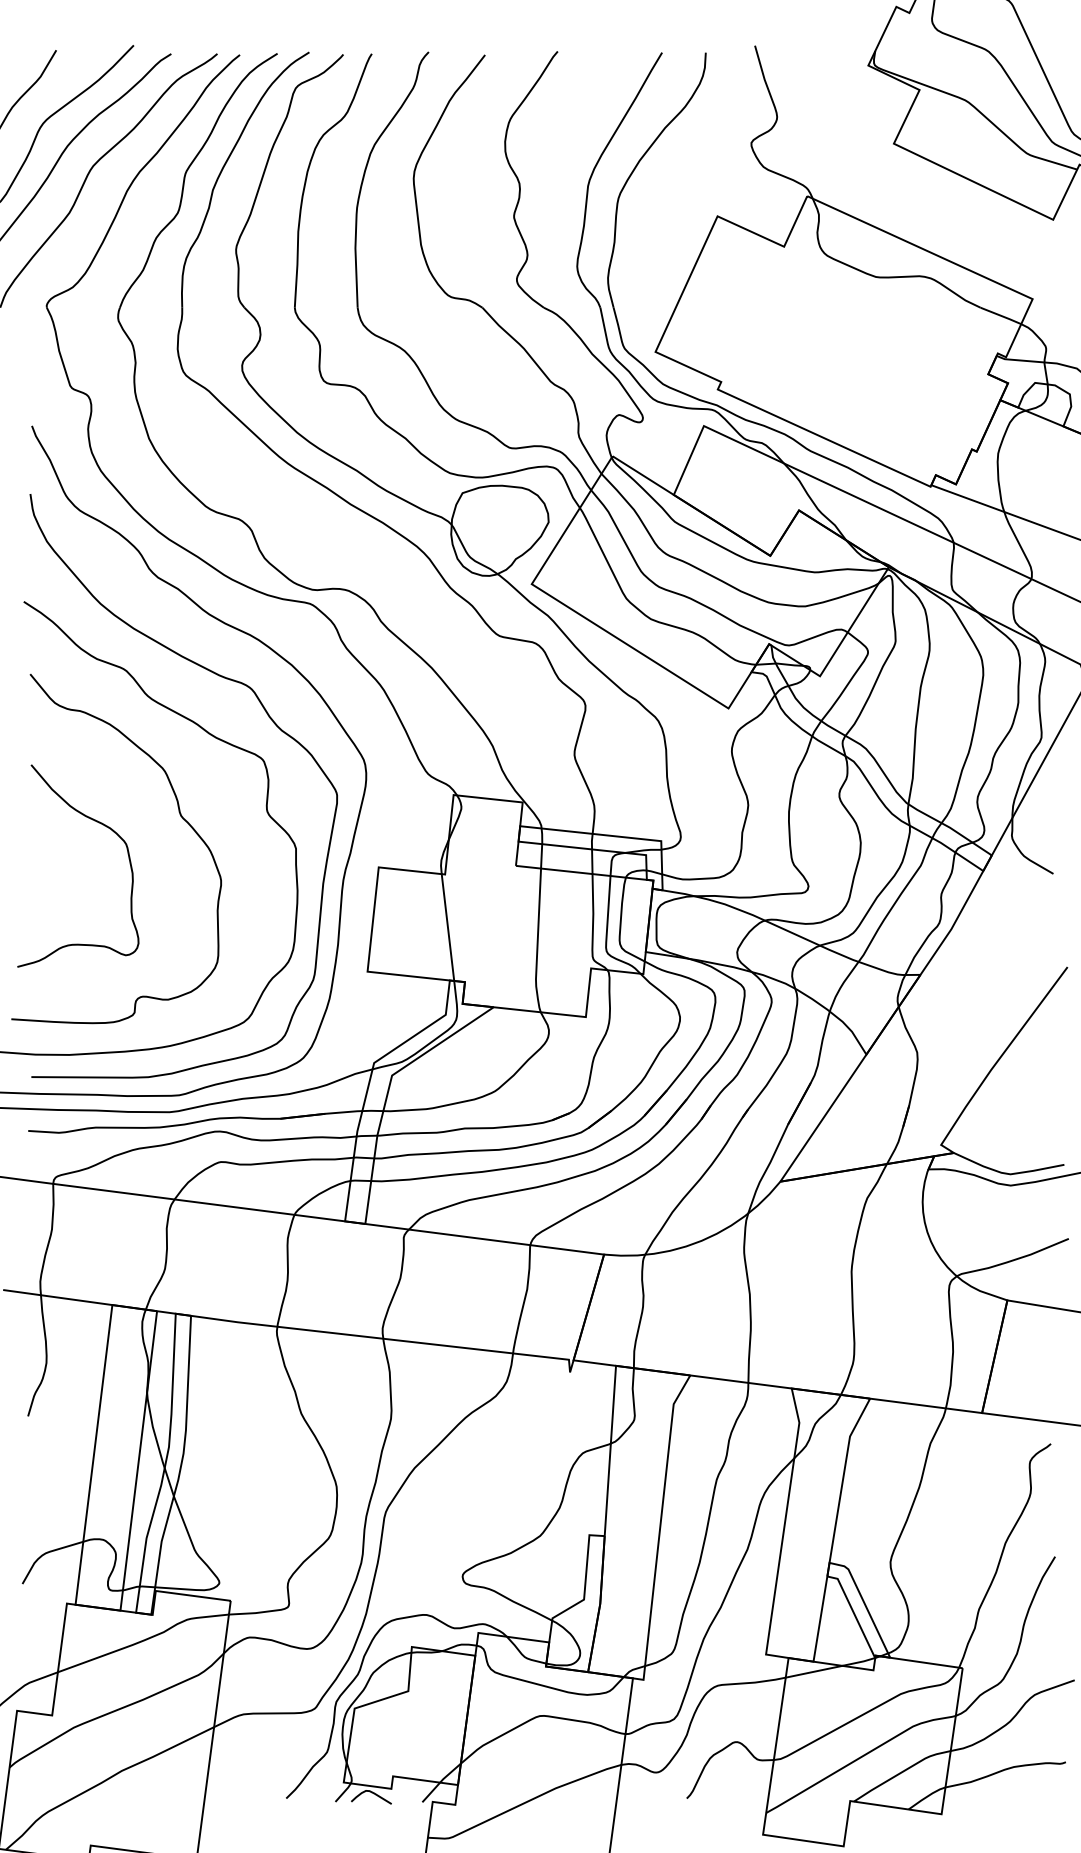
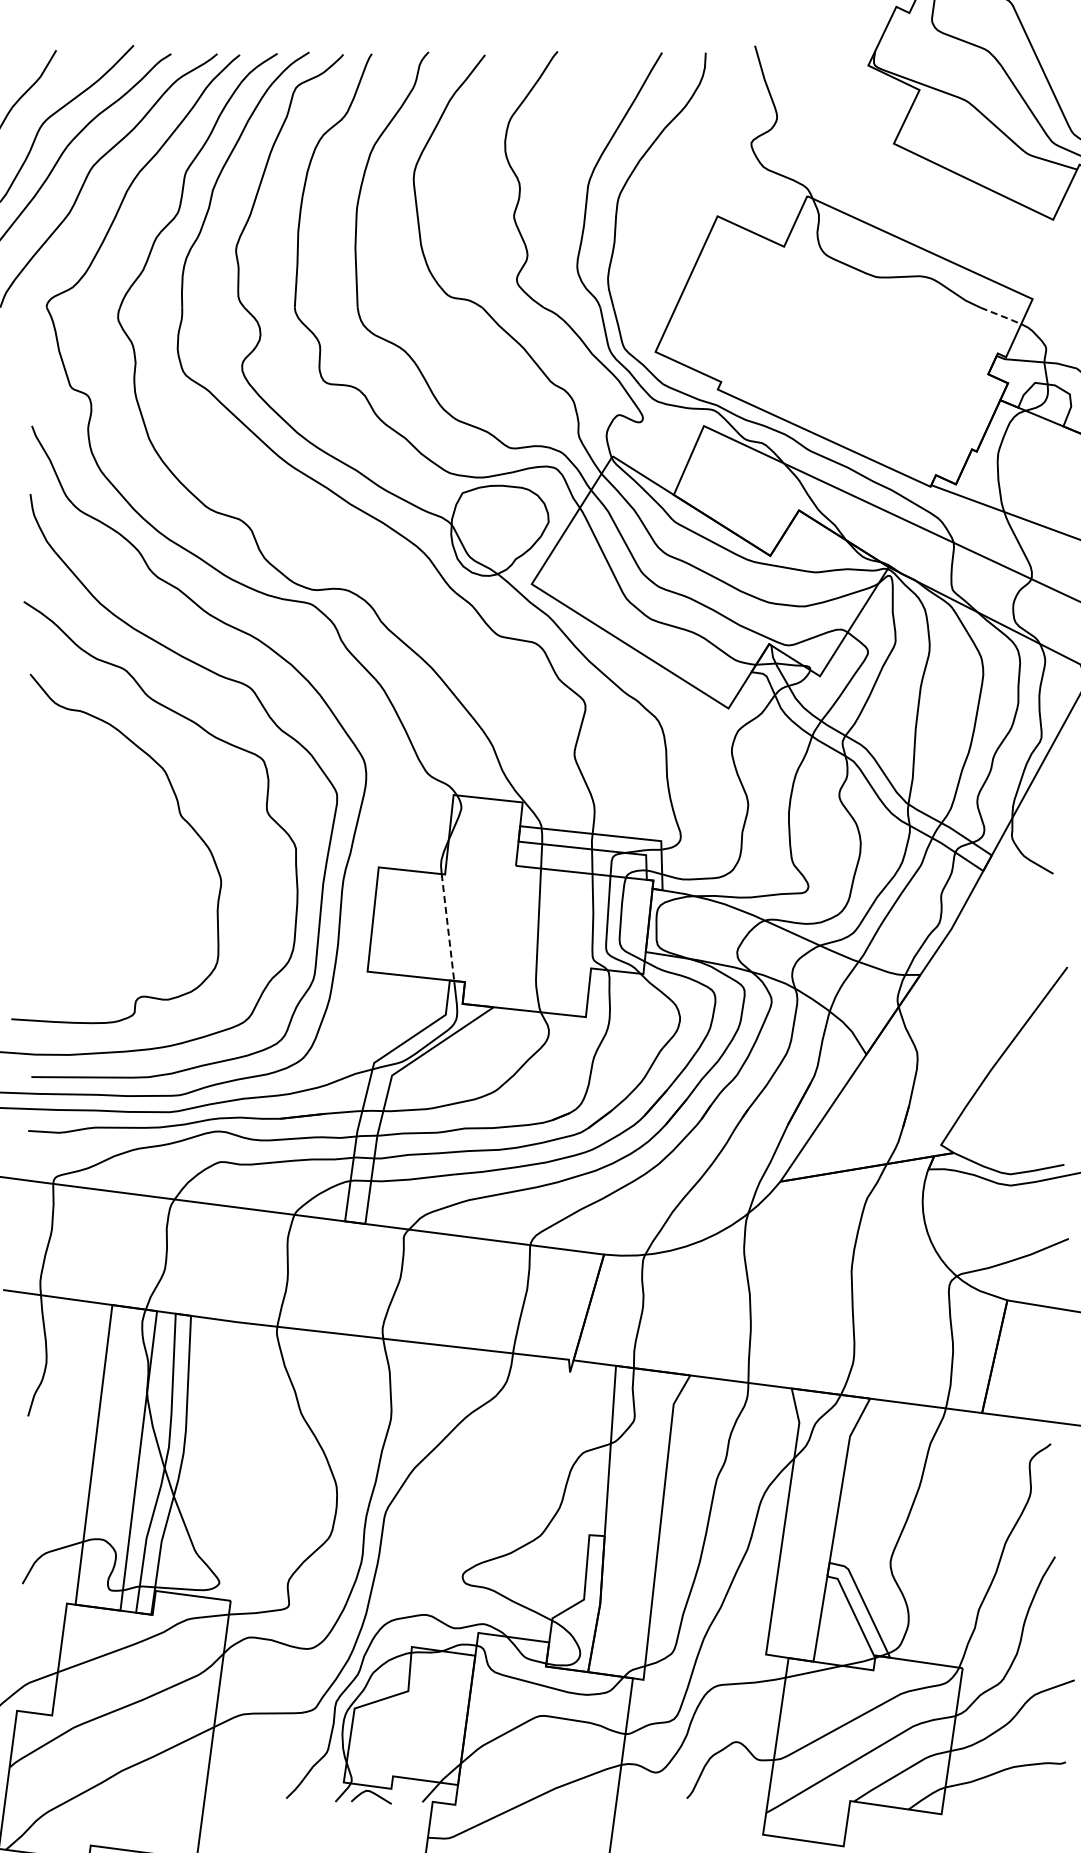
line: solid -> dashed (1001, 316)
curve: present -> none (98, 823)
line: solid -> dashed (447, 927)
